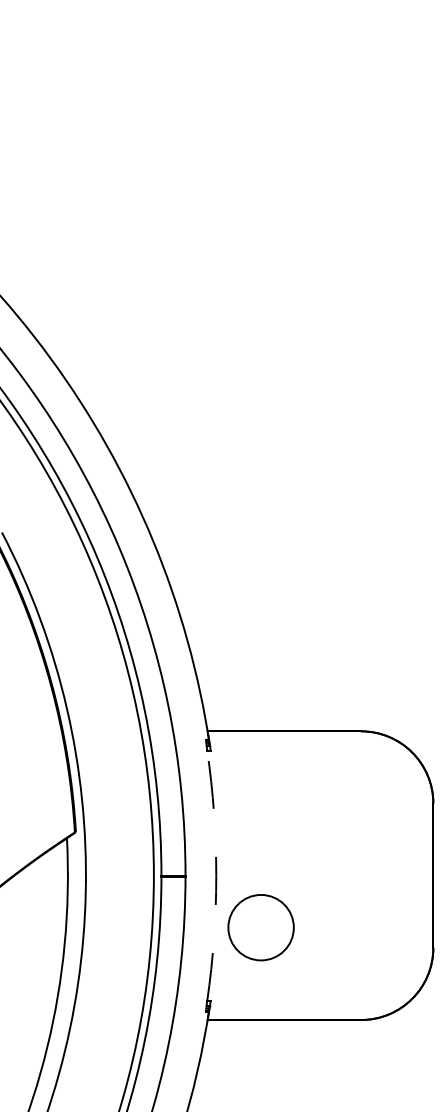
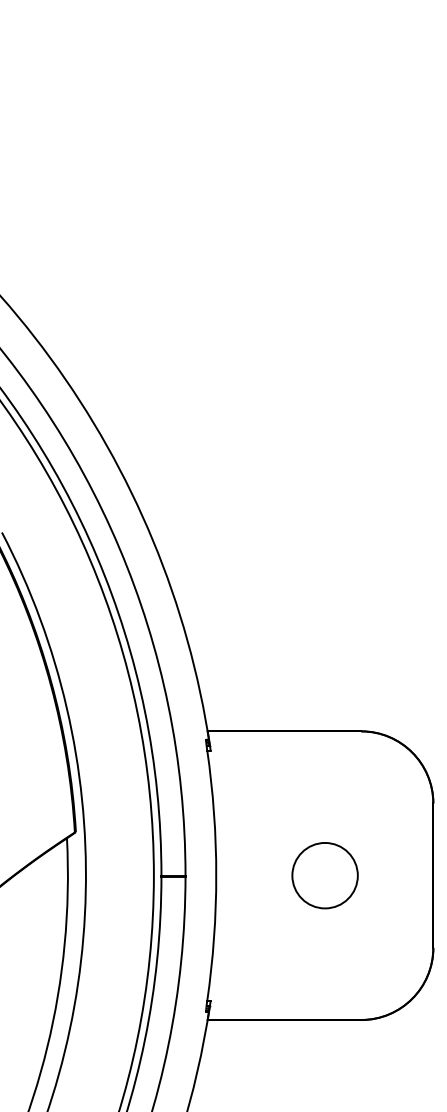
arc: dashed -> solid (216, 875)
circle position: (260, 927) -> (324, 875) (324, 875)
